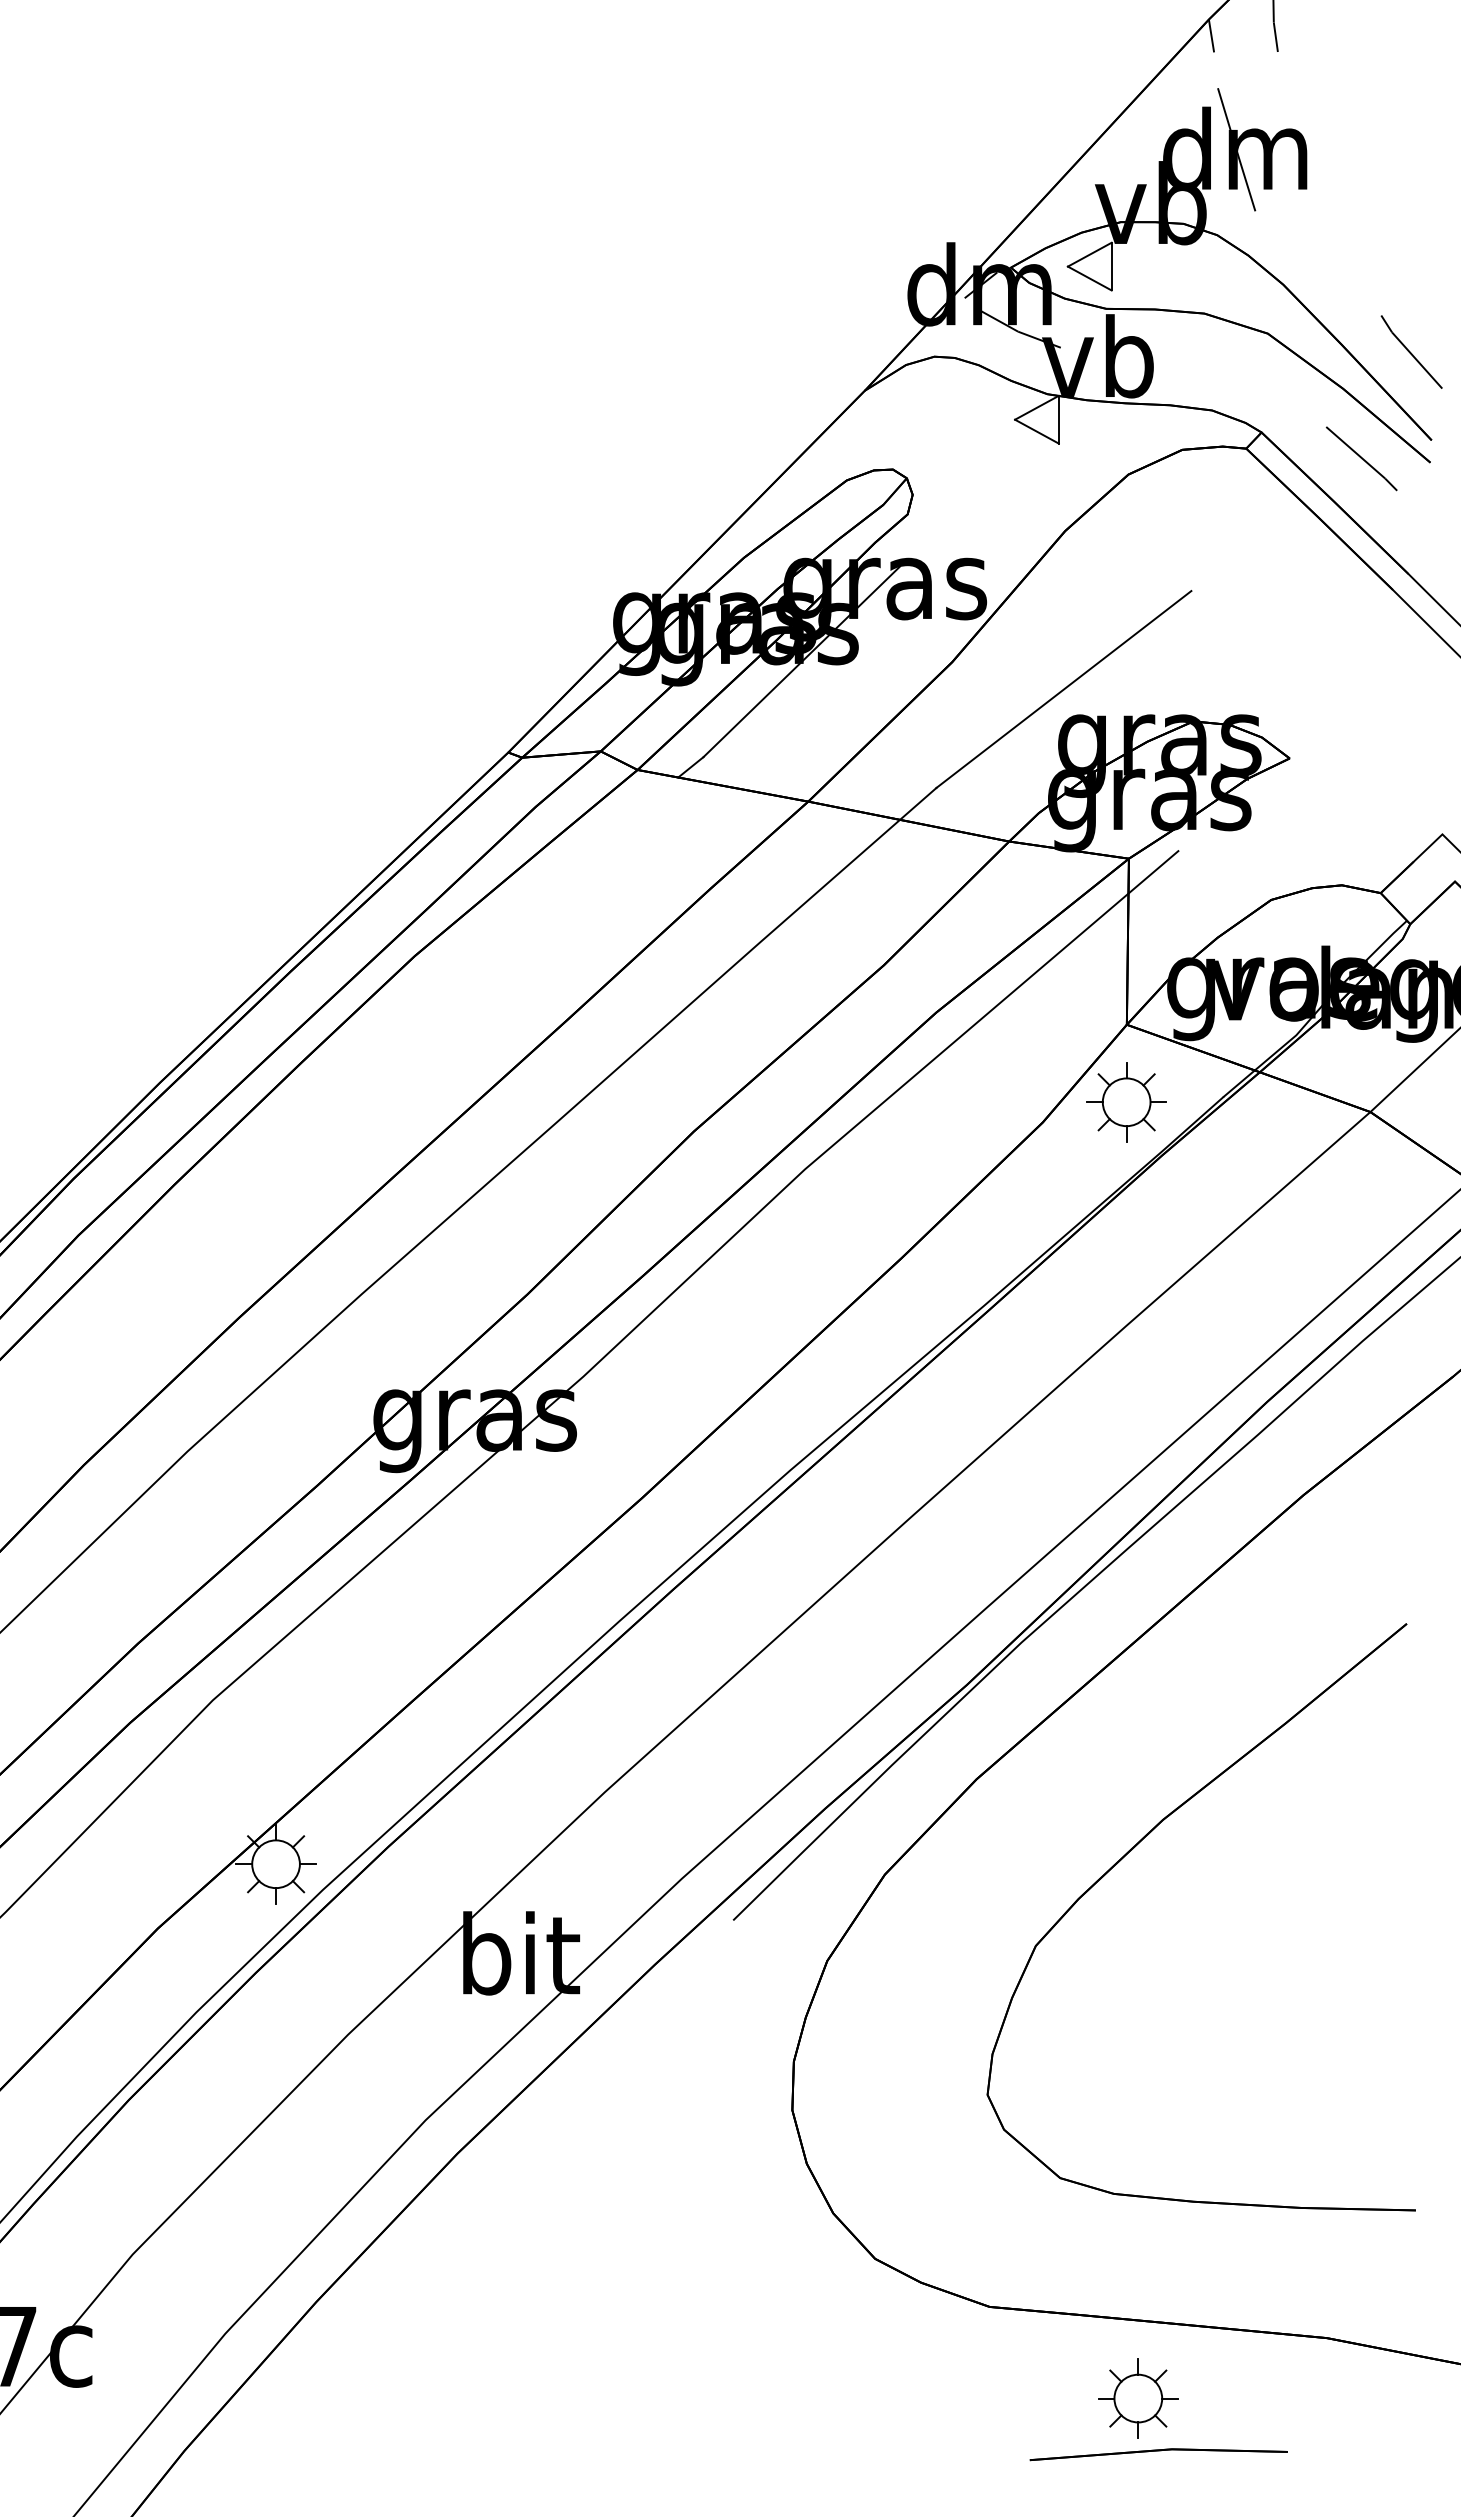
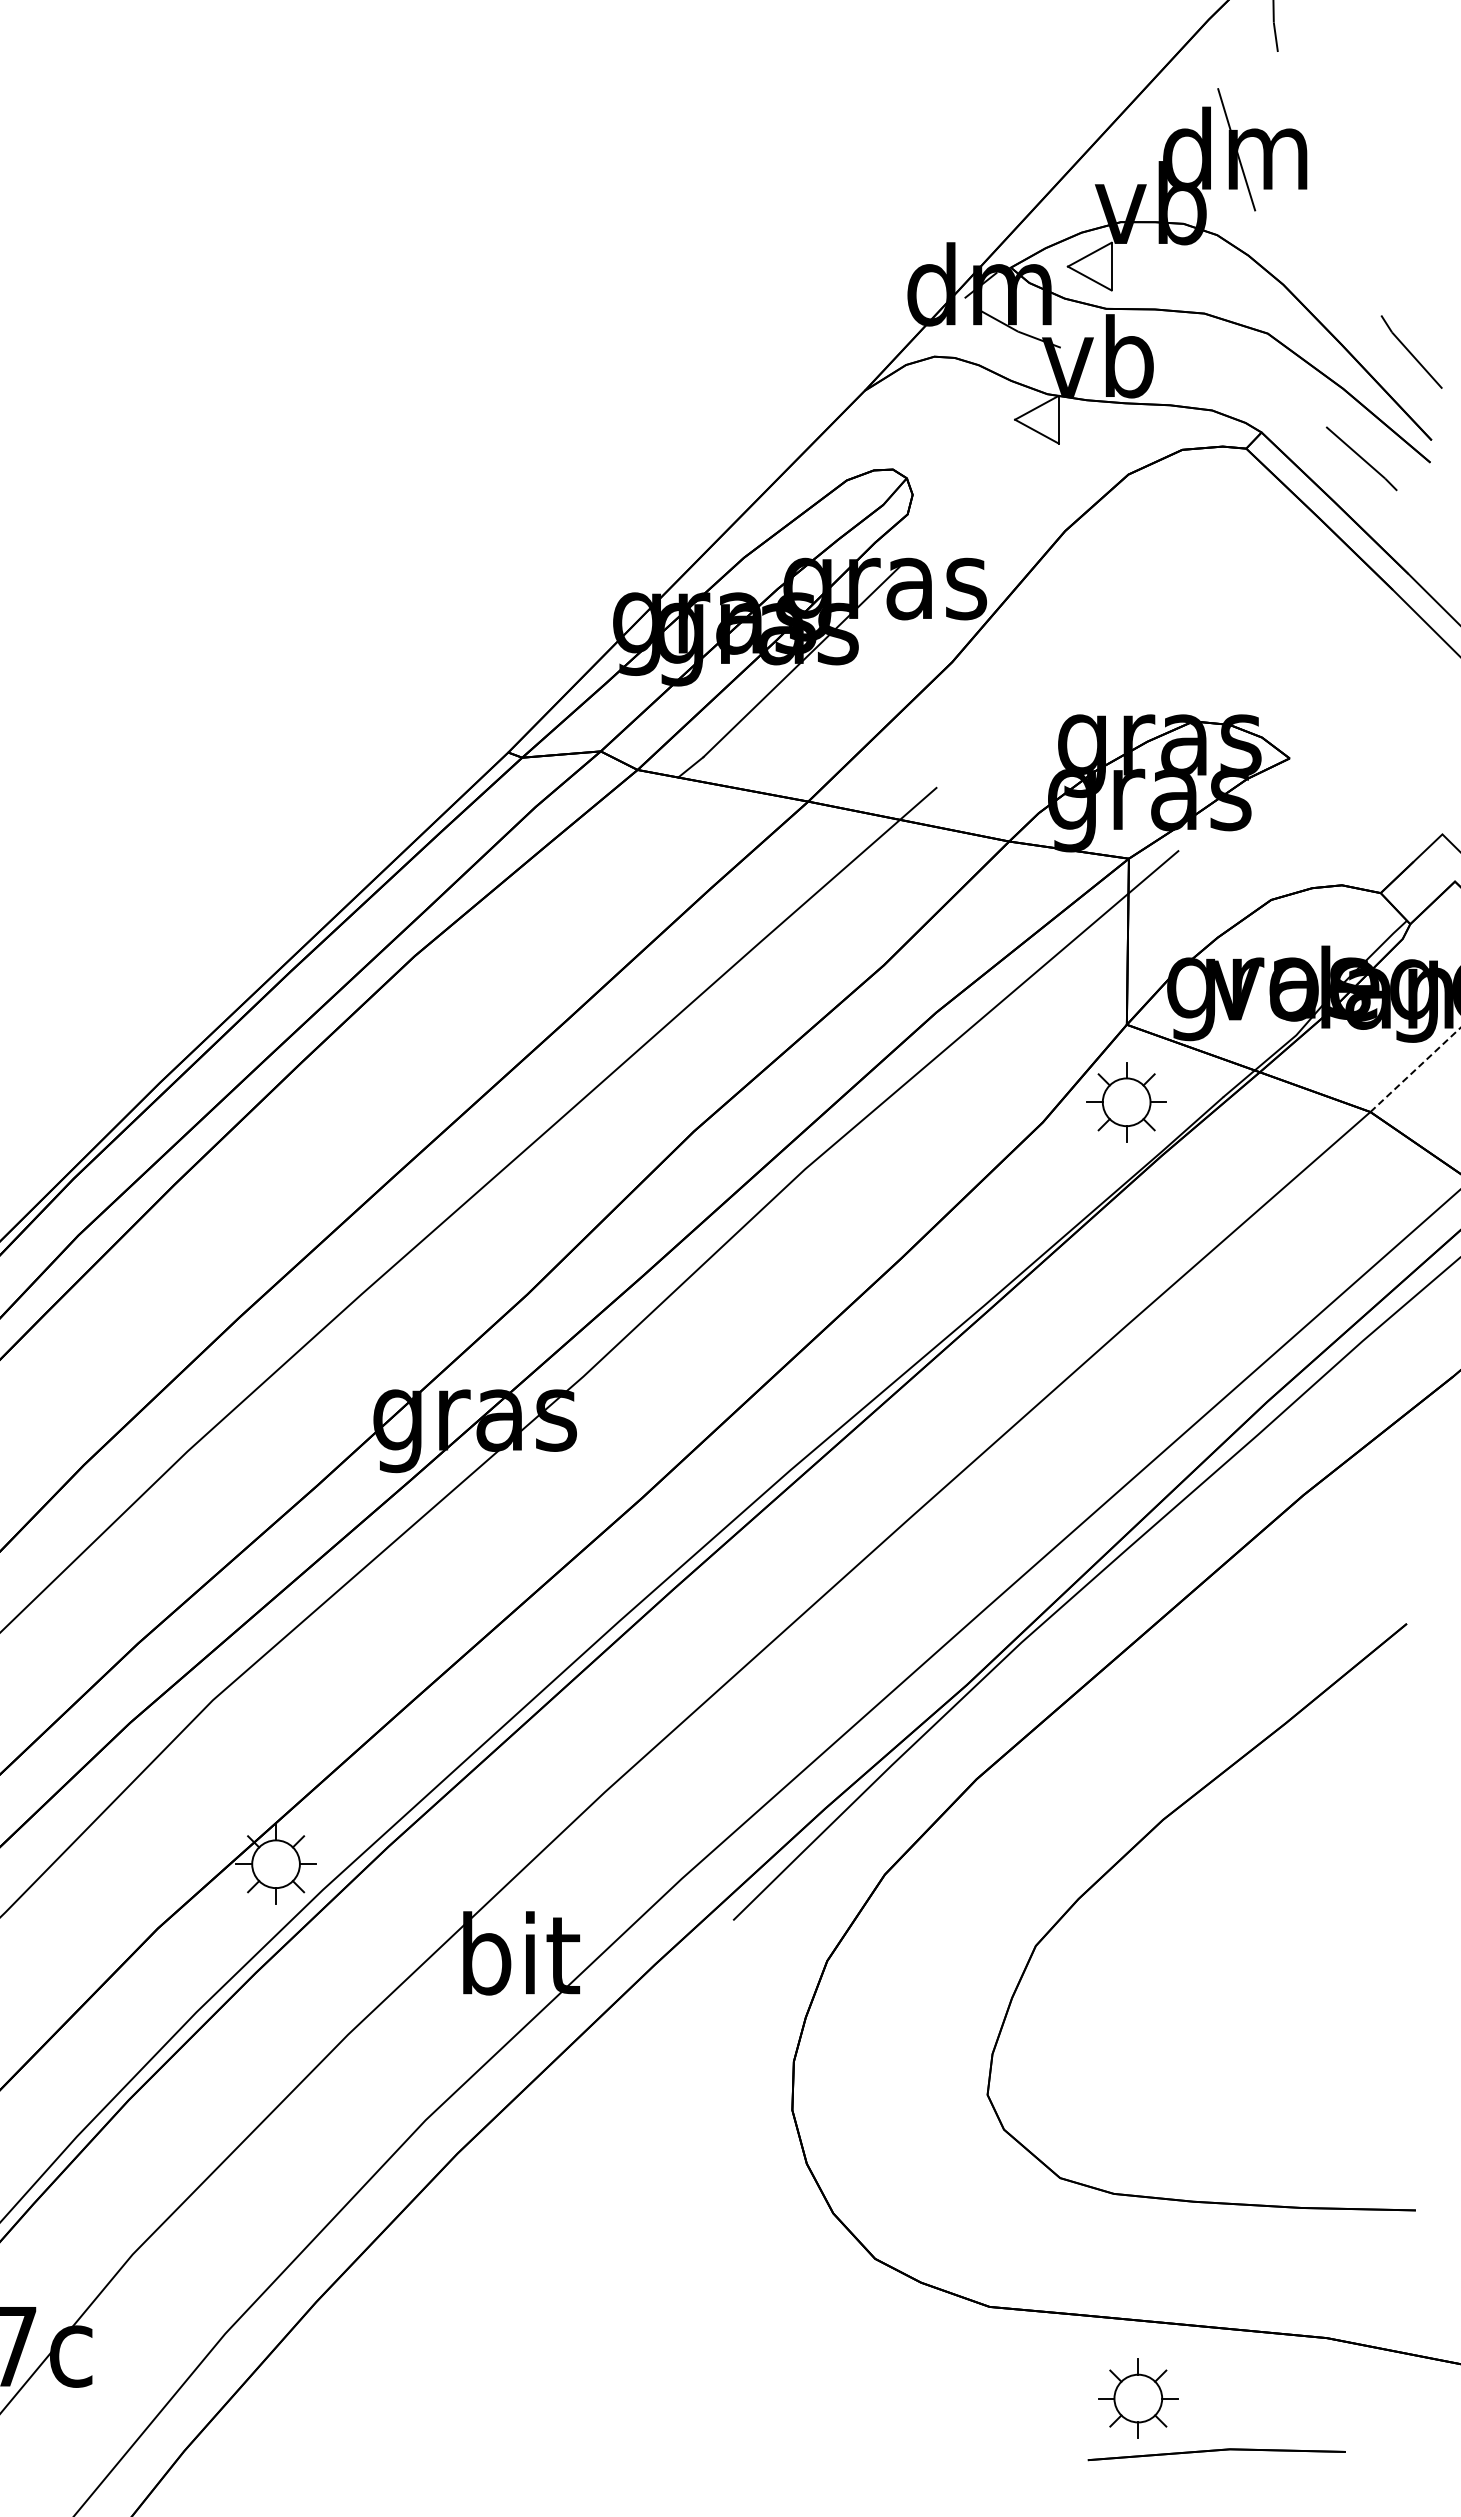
line: present -> none (1211, 35)
line: present -> none (1063, 689)
line: solid -> dashed (1415, 1069)
part position: (1158, 2454) -> (1216, 2454) (1216, 2454)
